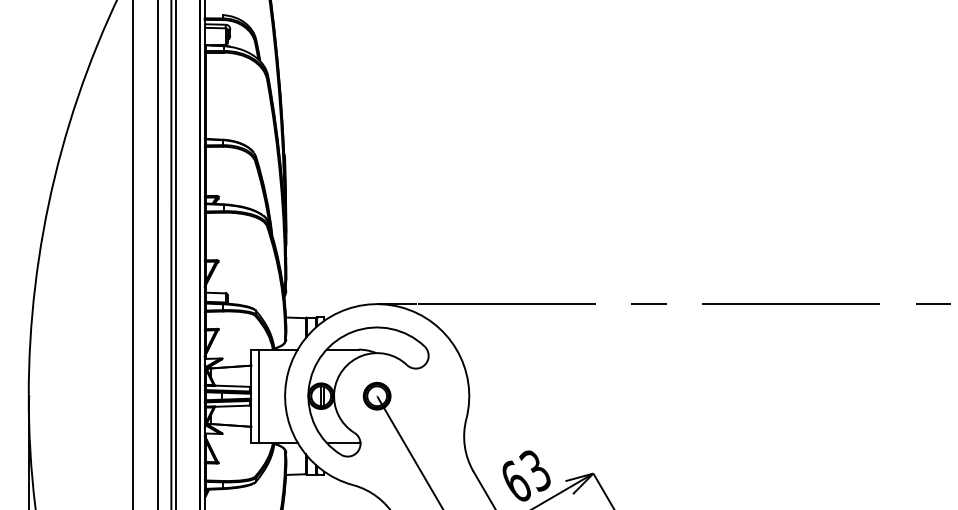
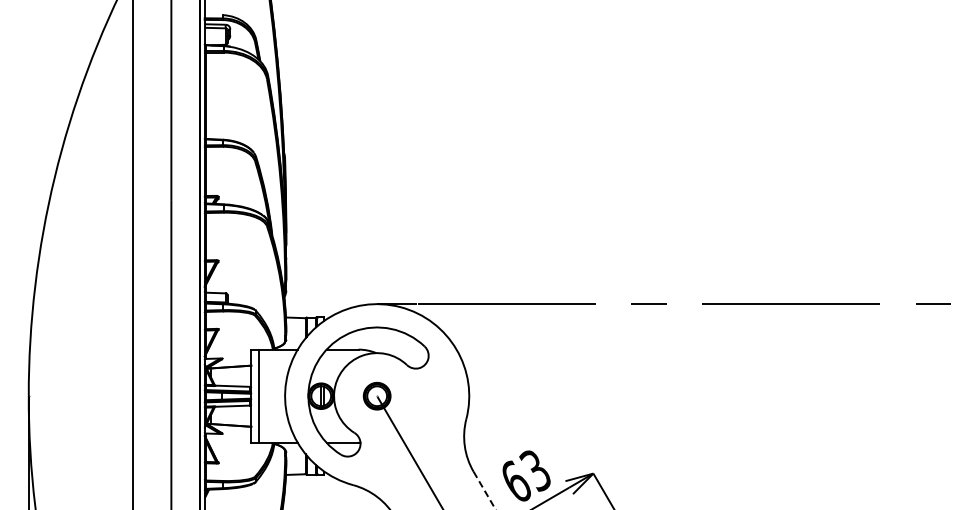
line: present -> none (157, 254)
line: present -> none (175, 254)
line: solid -> dashed (484, 490)
